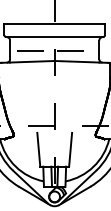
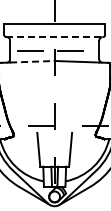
line: solid -> dashed (55, 37)
line: solid -> dashed (32, 61)
